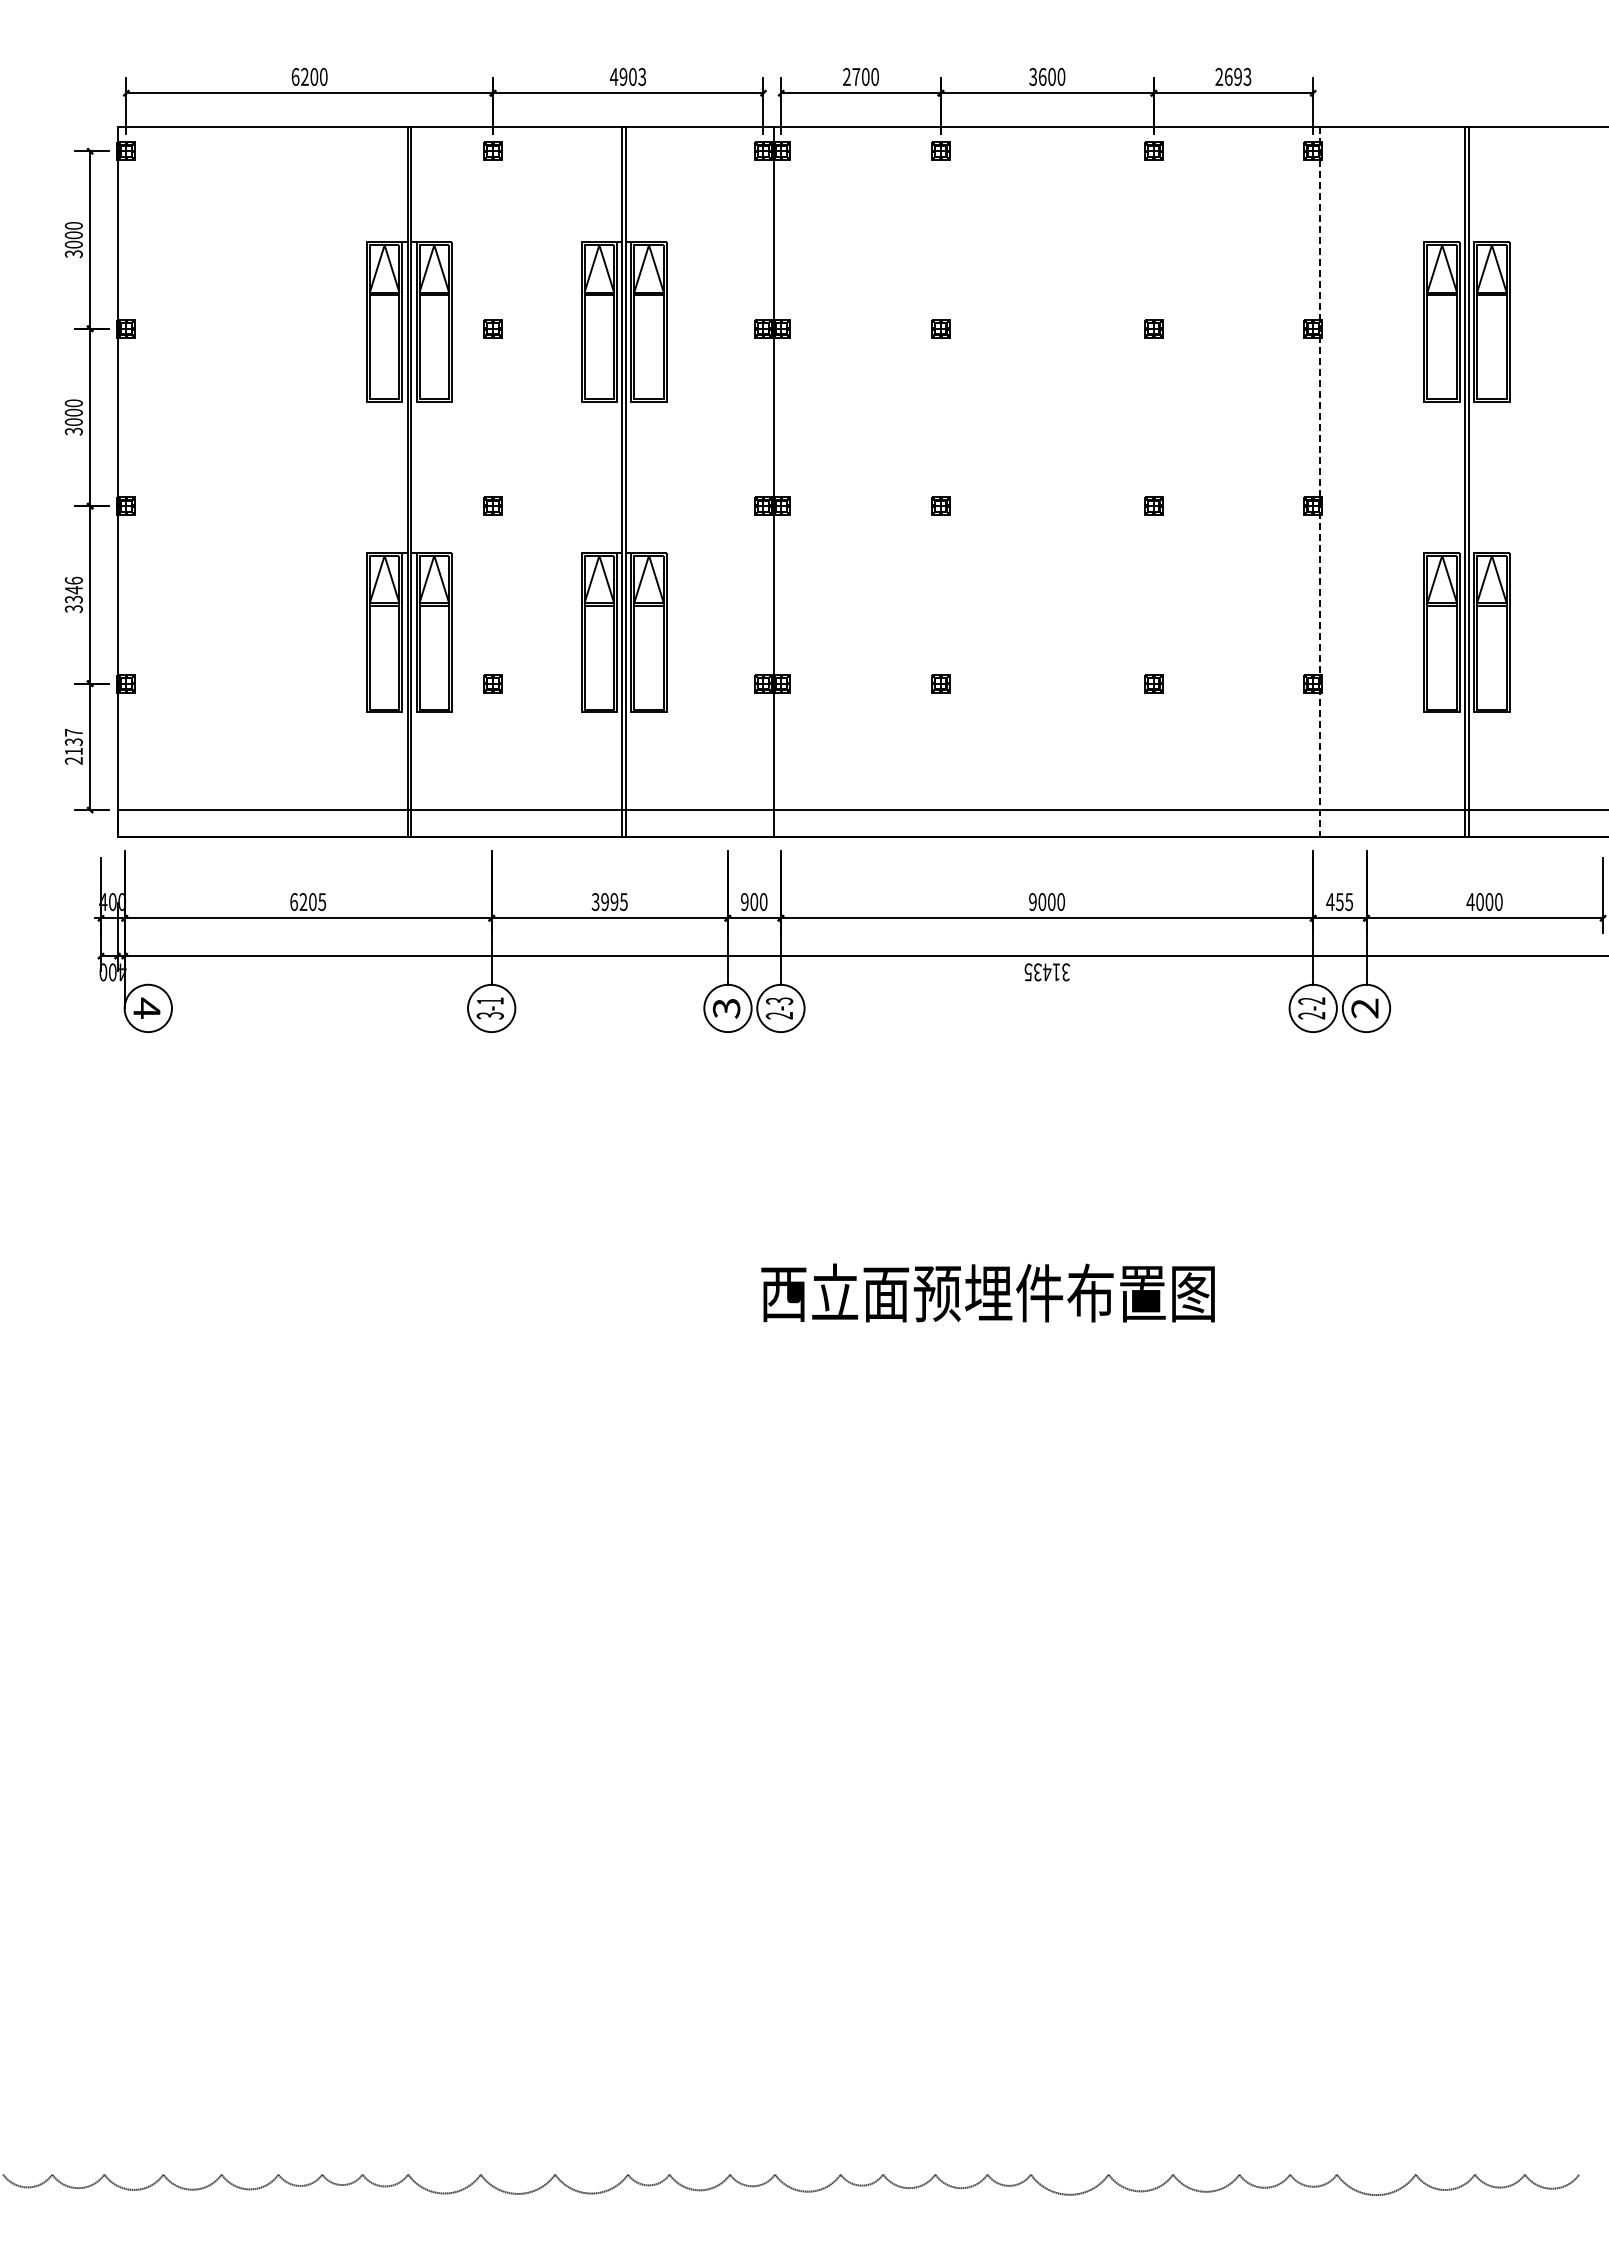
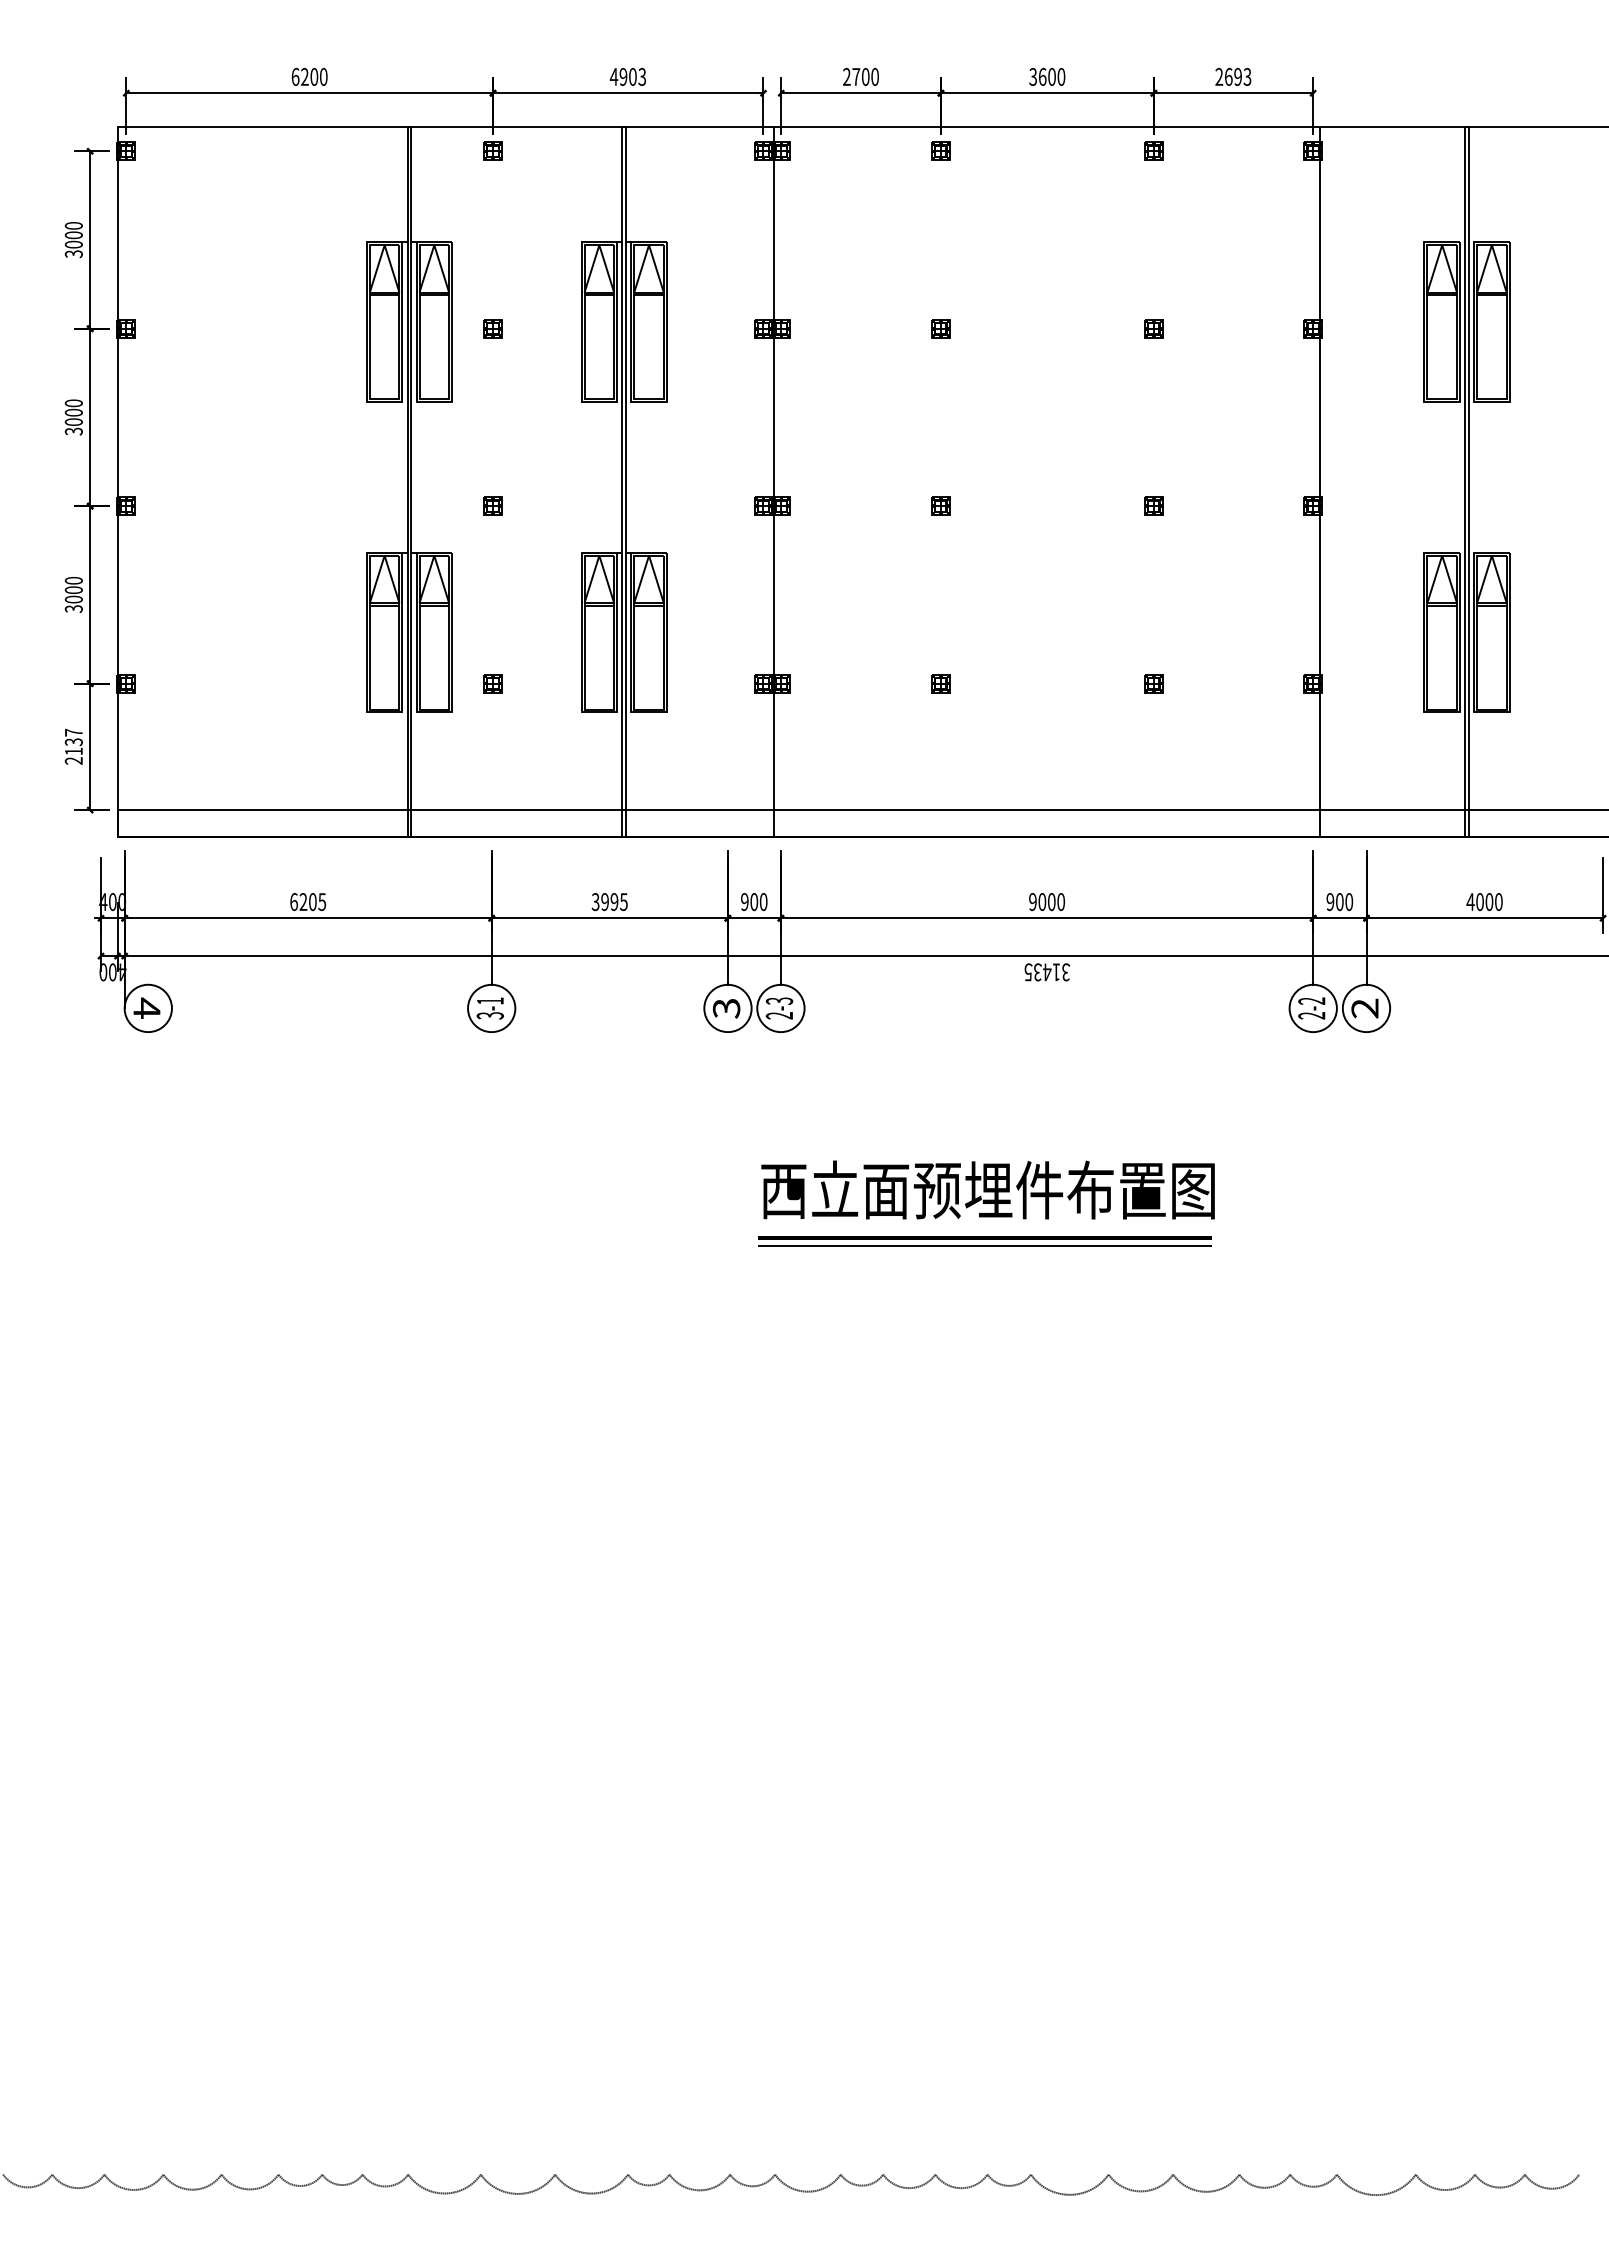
line: dashed -> solid (1320, 481)
text: 3346 -> 3000 (73, 589)
text: 455 -> 900 (1339, 902)
part: none -> present (984, 1241)
text position: (987, 1292) -> (987, 1189) (987, 1189)
